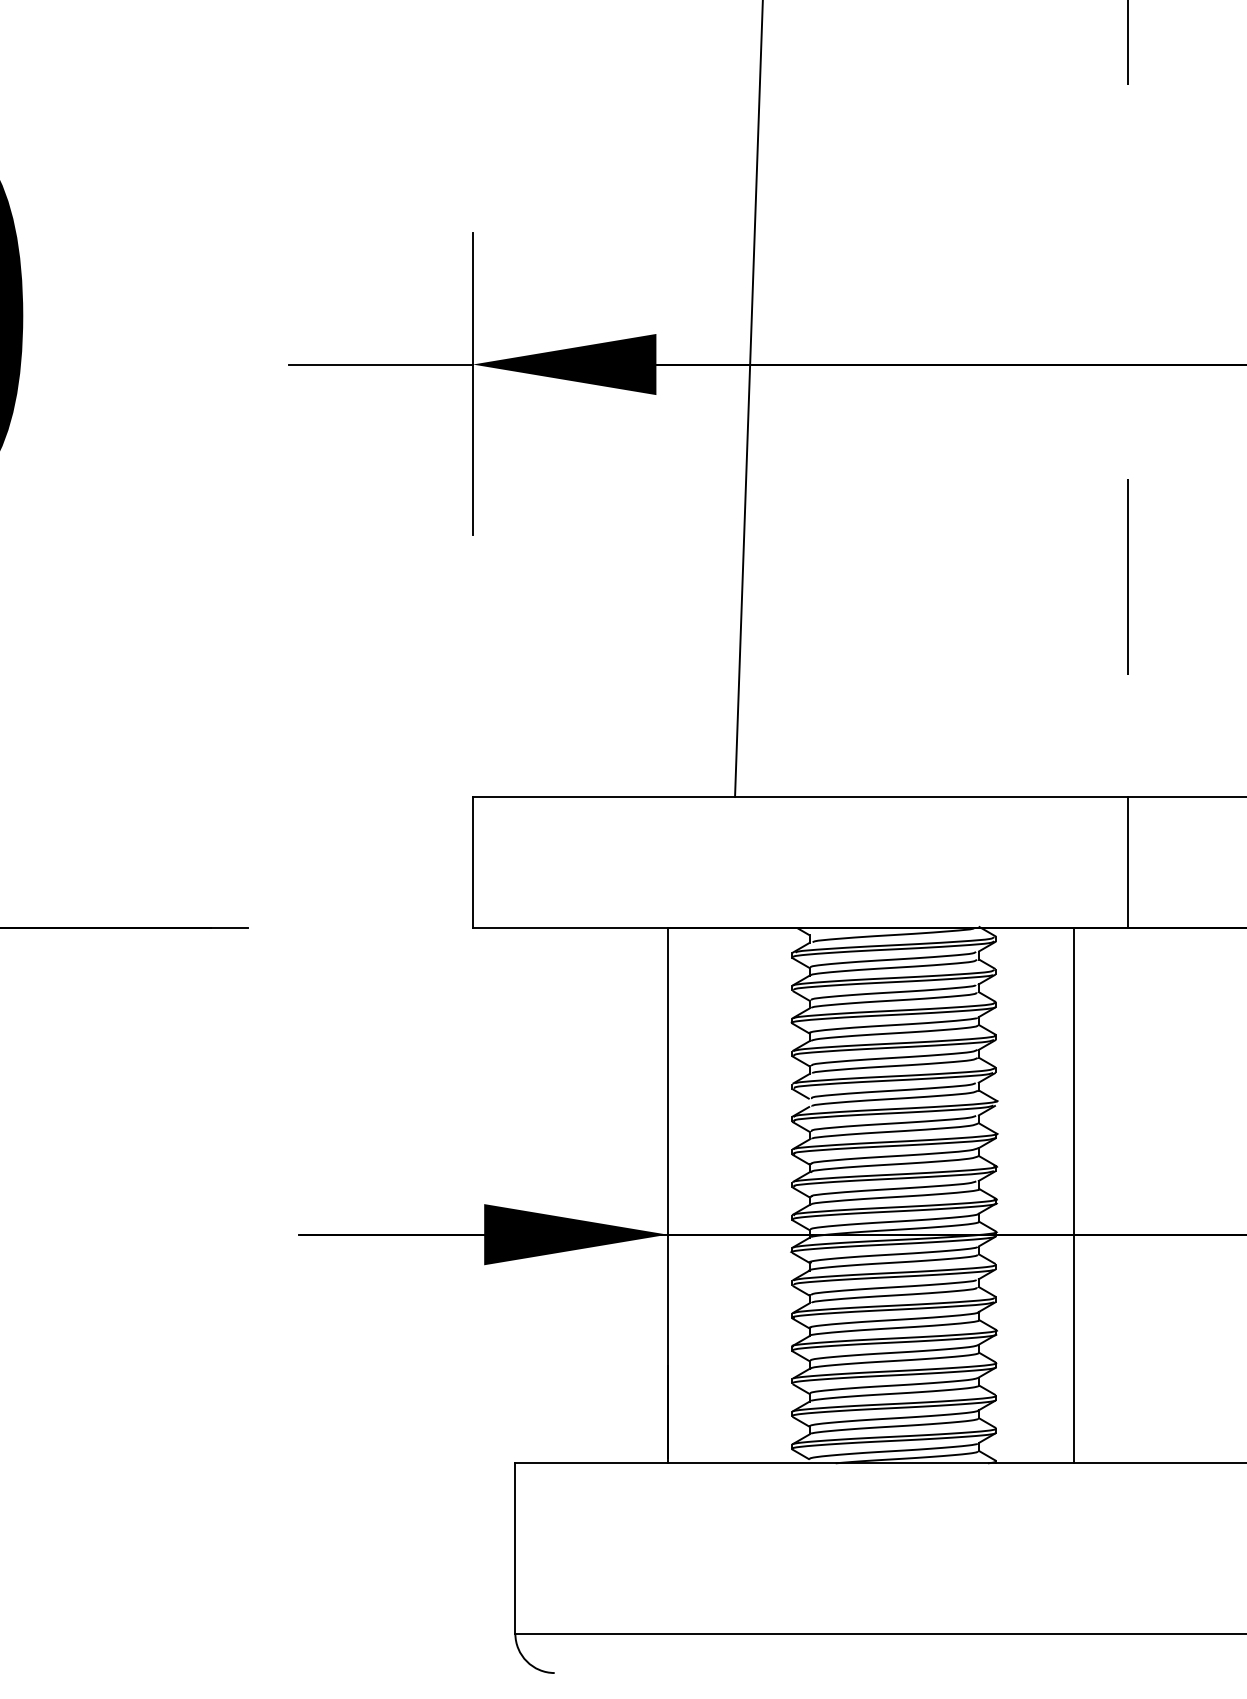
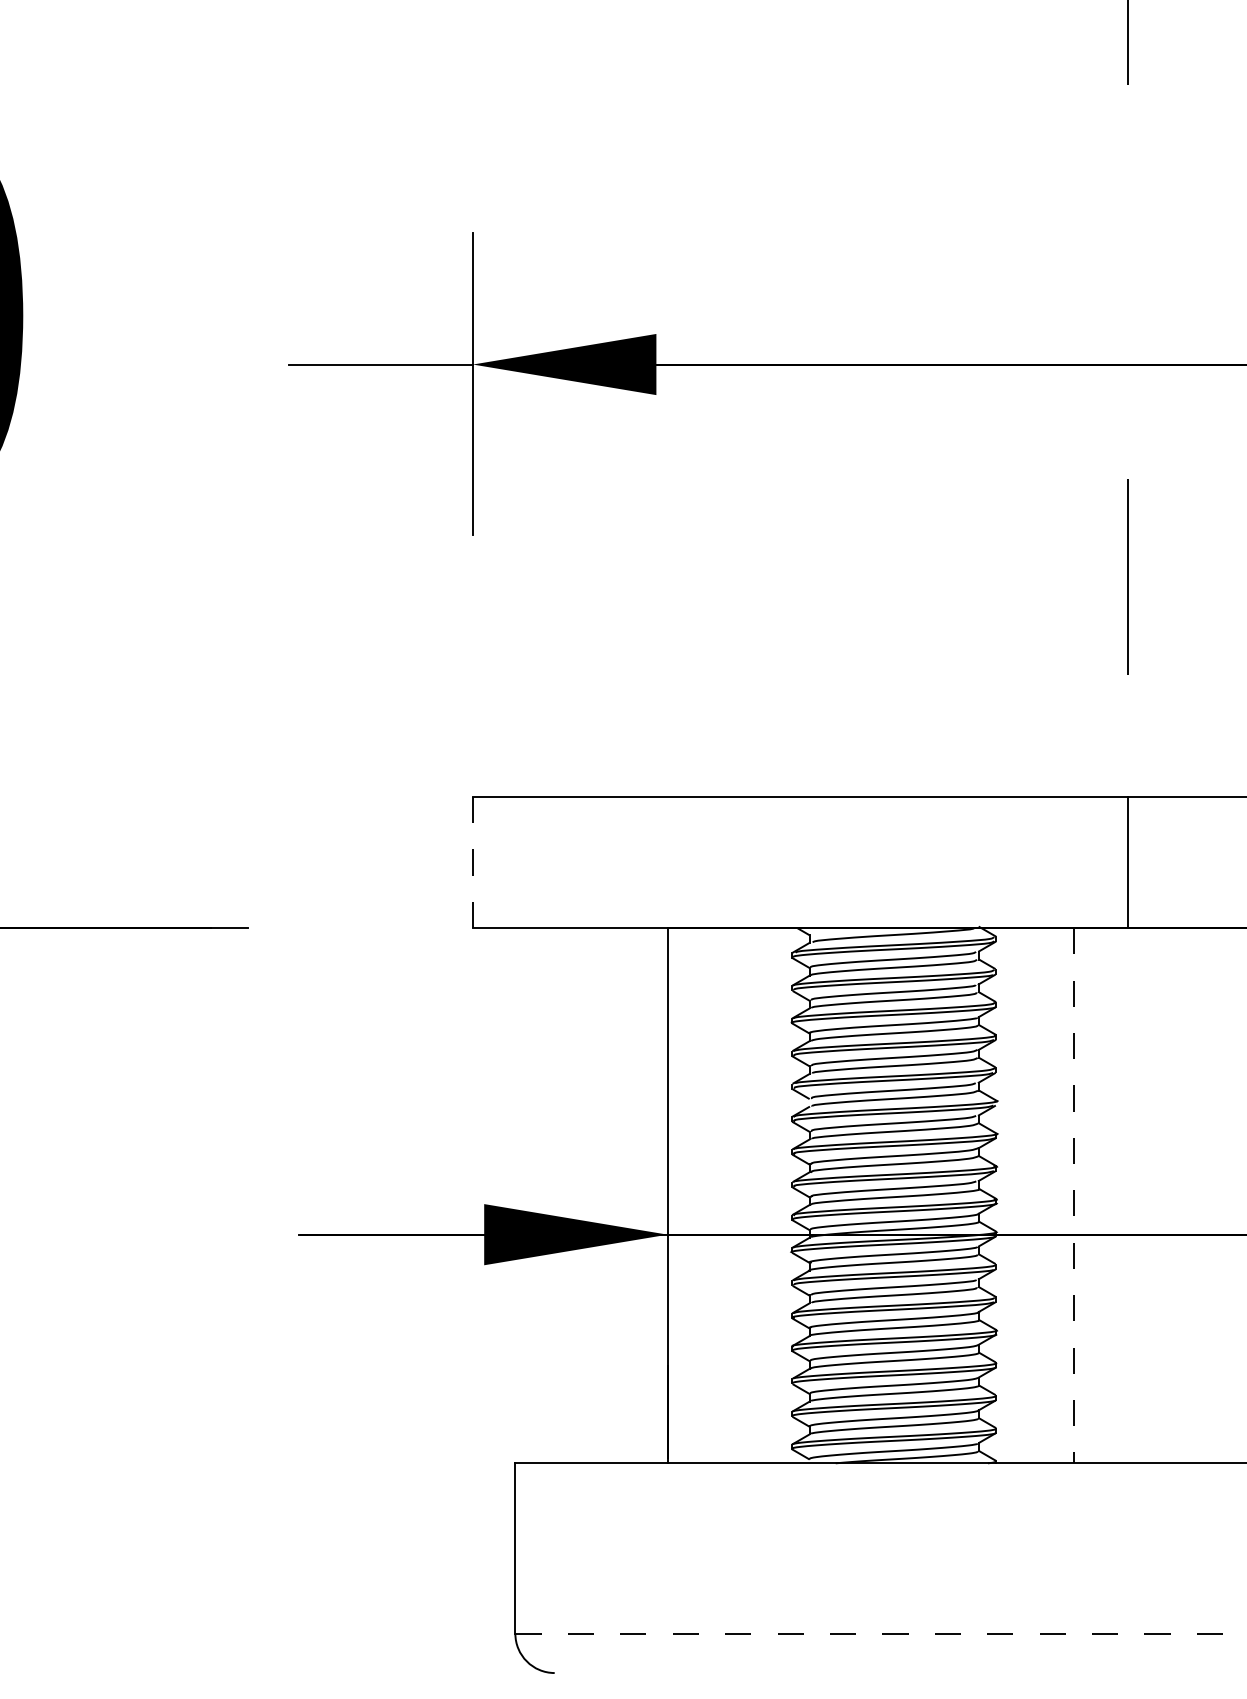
line: present -> none (748, 399)
line: solid -> dashed (472, 862)
line: solid -> dashed (1073, 1195)
line: solid -> dashed (881, 1633)
